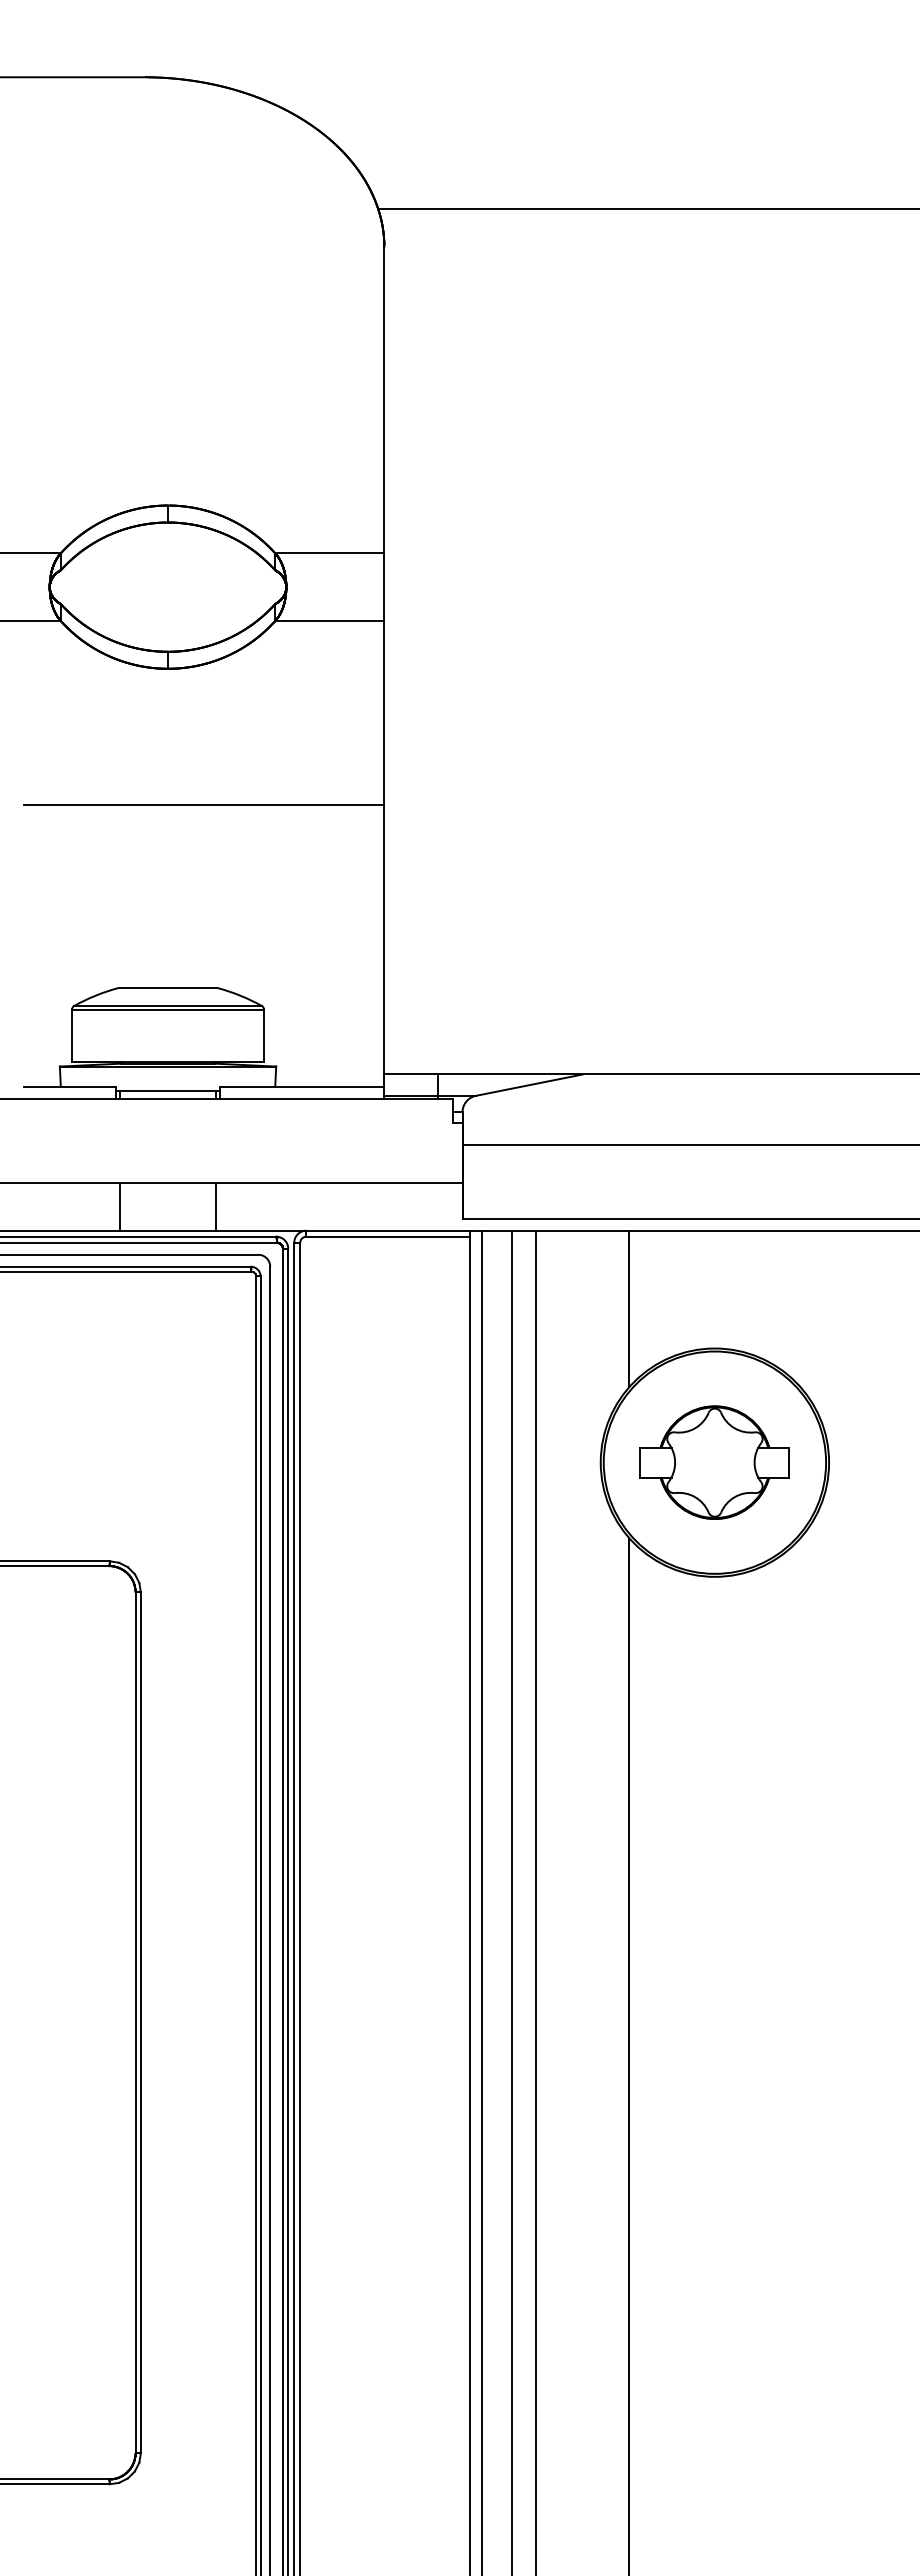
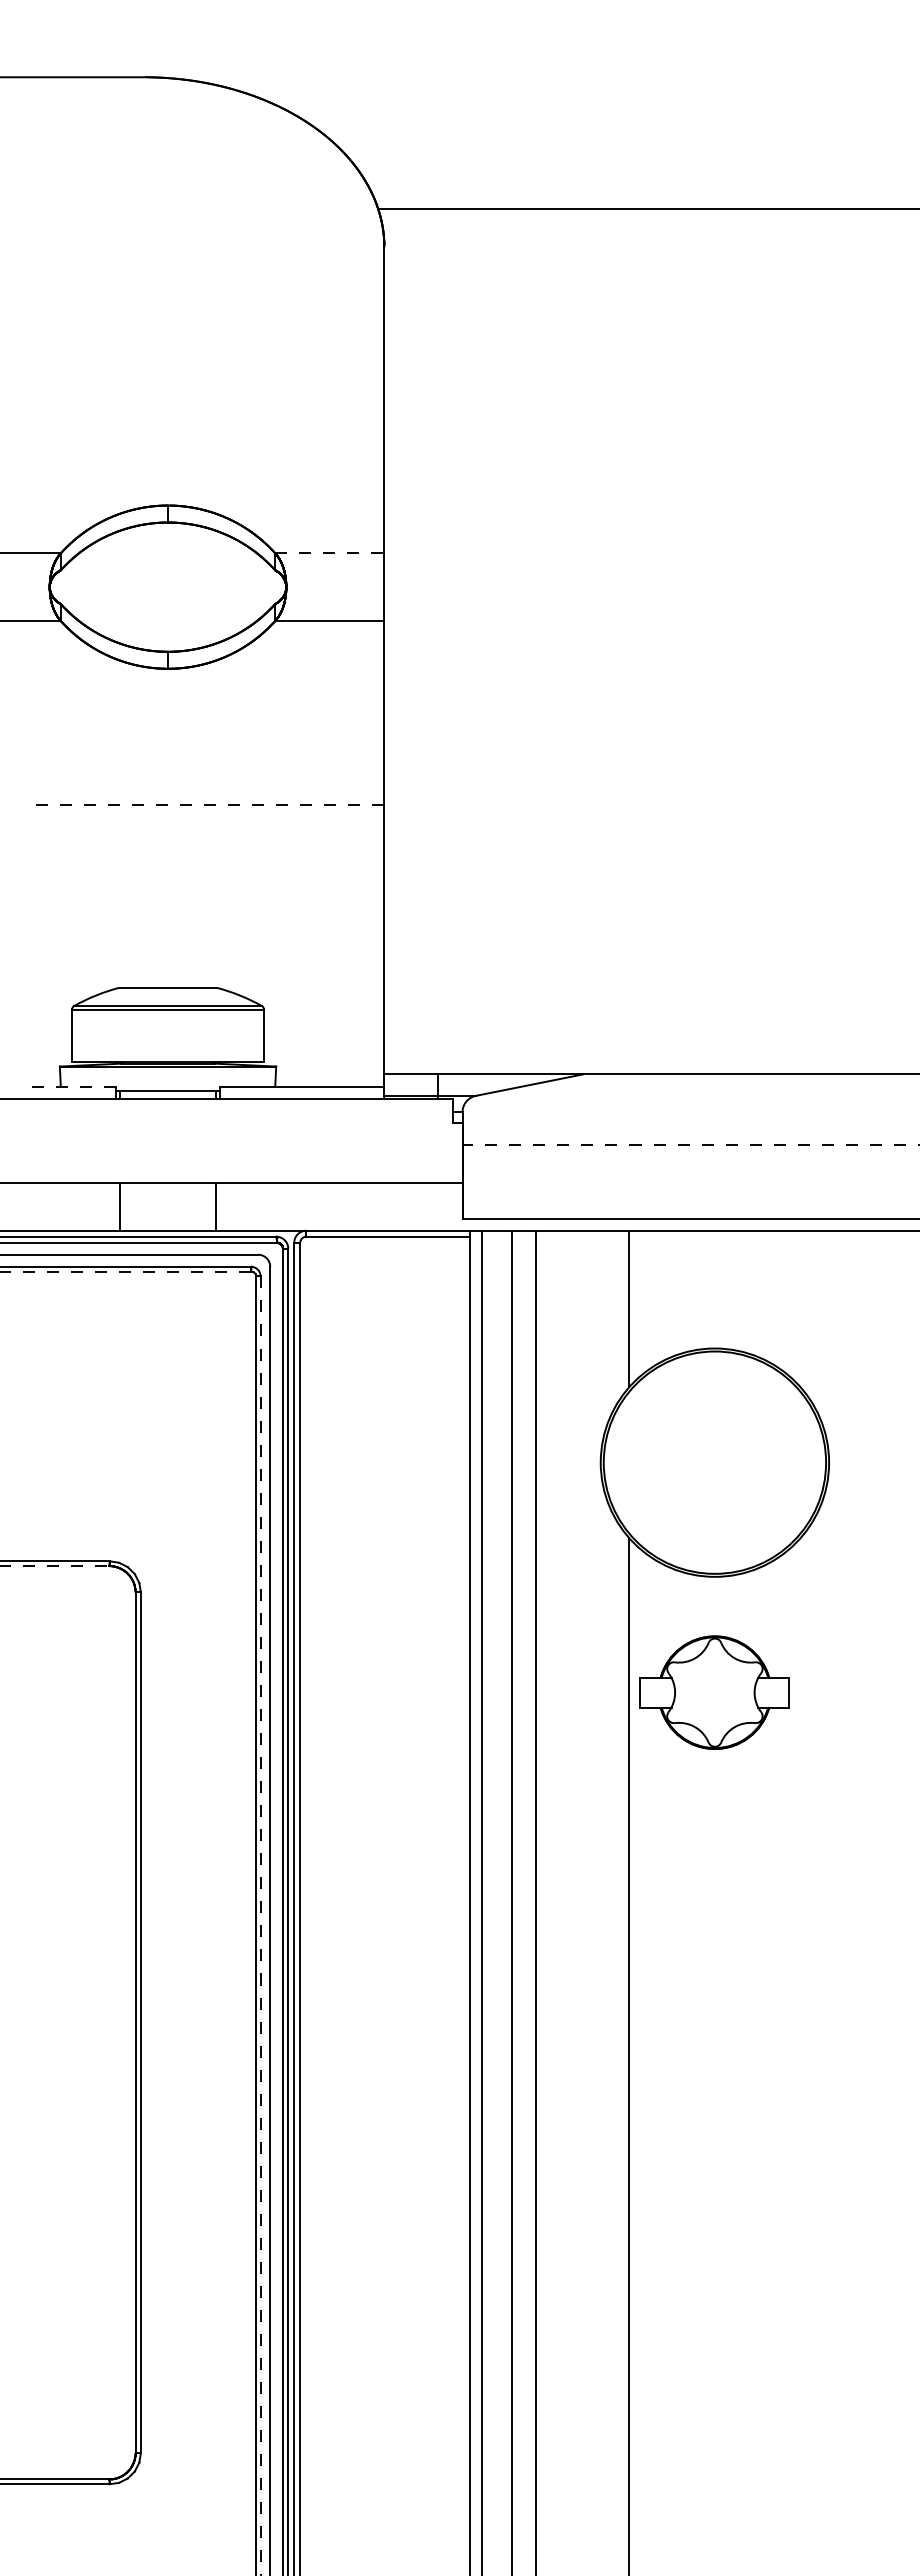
line: solid -> dashed (329, 553)
line: solid -> dashed (203, 805)
line: solid -> dashed (69, 1086)
line: solid -> dashed (691, 1145)
line: solid -> dashed (125, 1271)
part position: (714, 1462) -> (714, 1692) (714, 1692)
line: solid -> dashed (55, 1566)
line: solid -> dashed (260, 1926)
